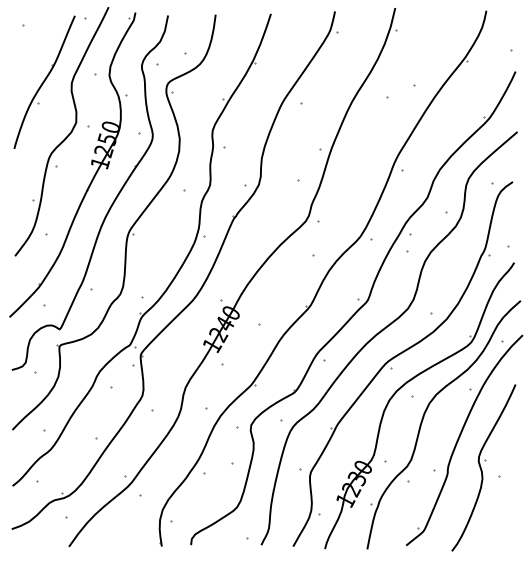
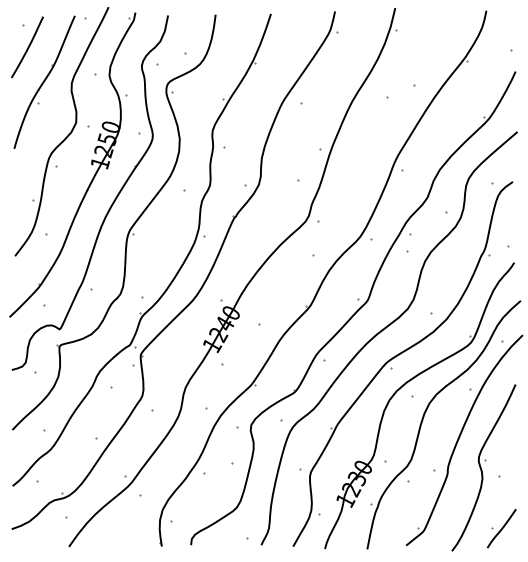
curve: none -> present (27, 47)
part: none -> present (501, 528)
